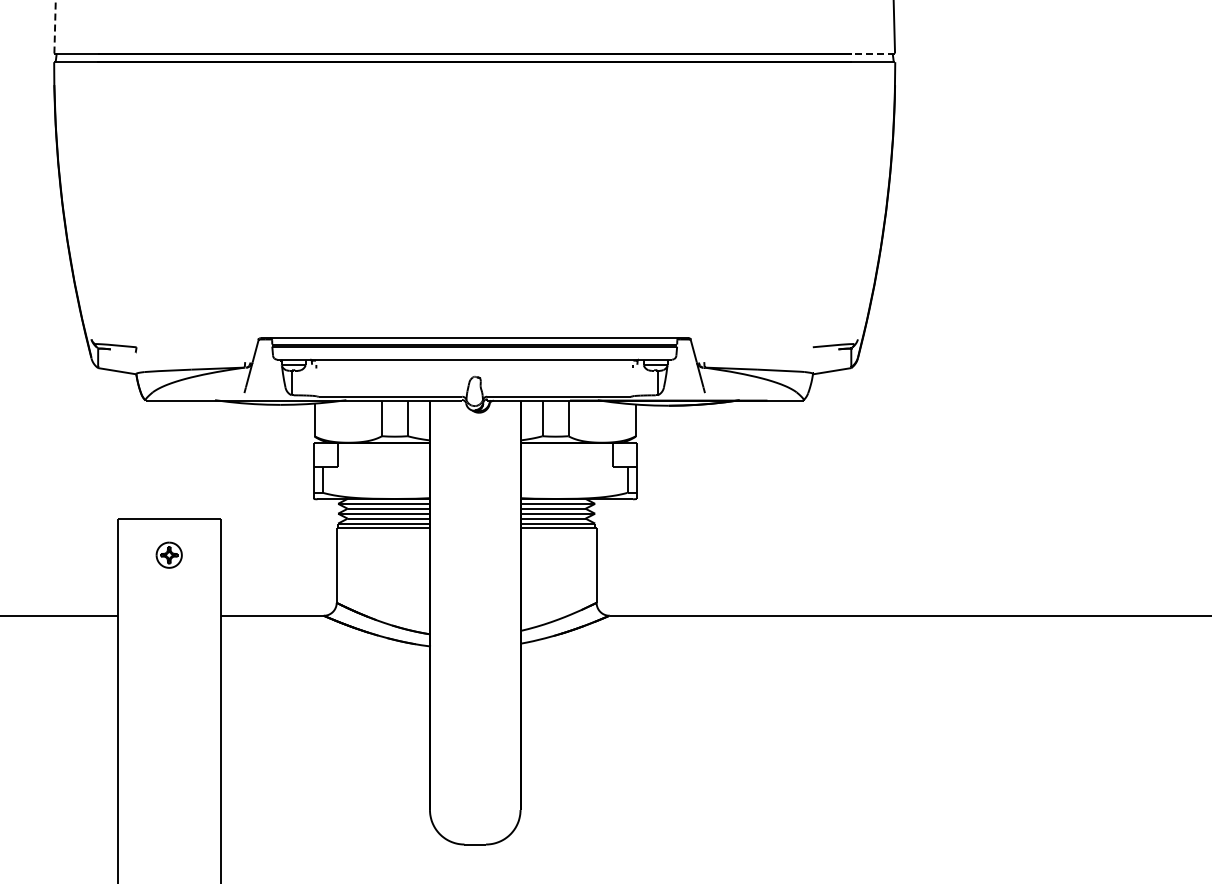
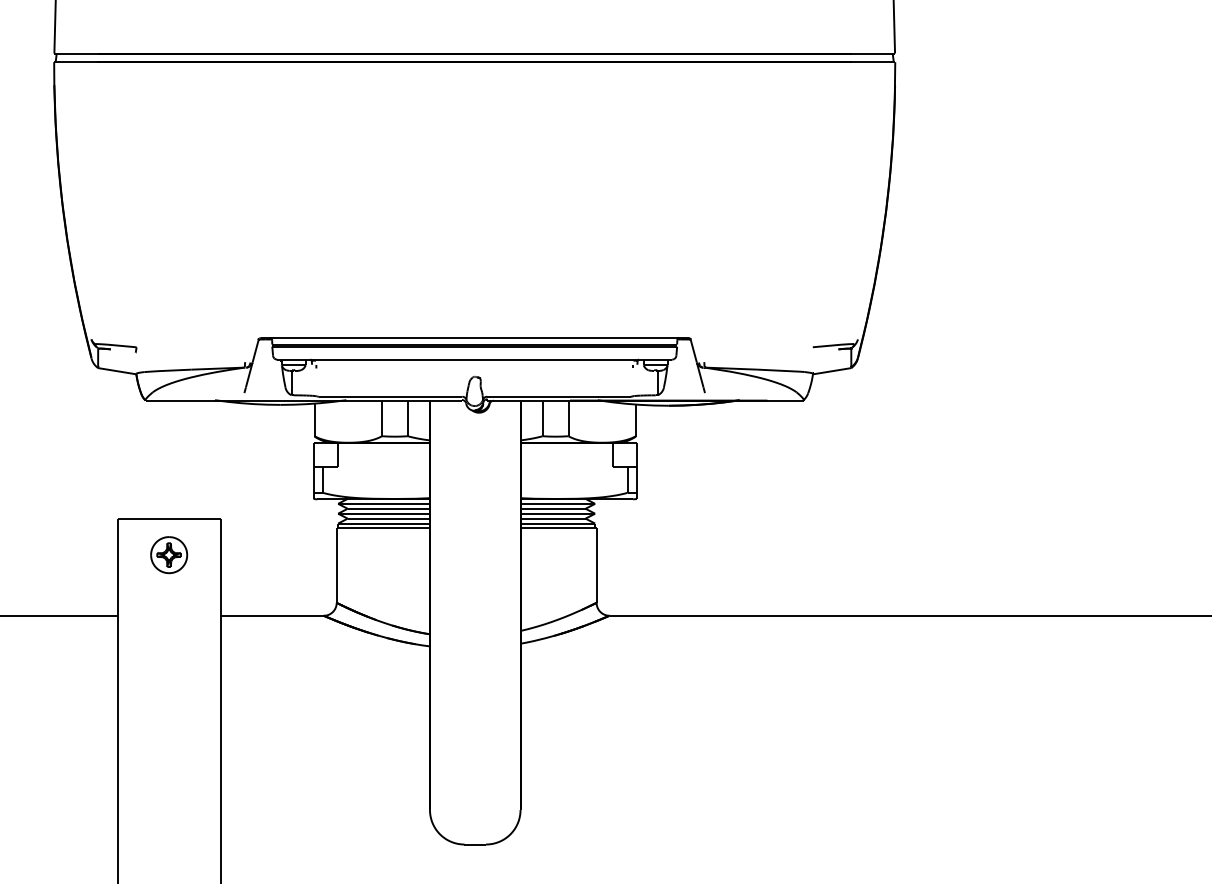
line: dashed -> solid (55, 26)
line: dashed -> solid (873, 53)
part size: 28x28 px -> 39x39 px (169, 555)
